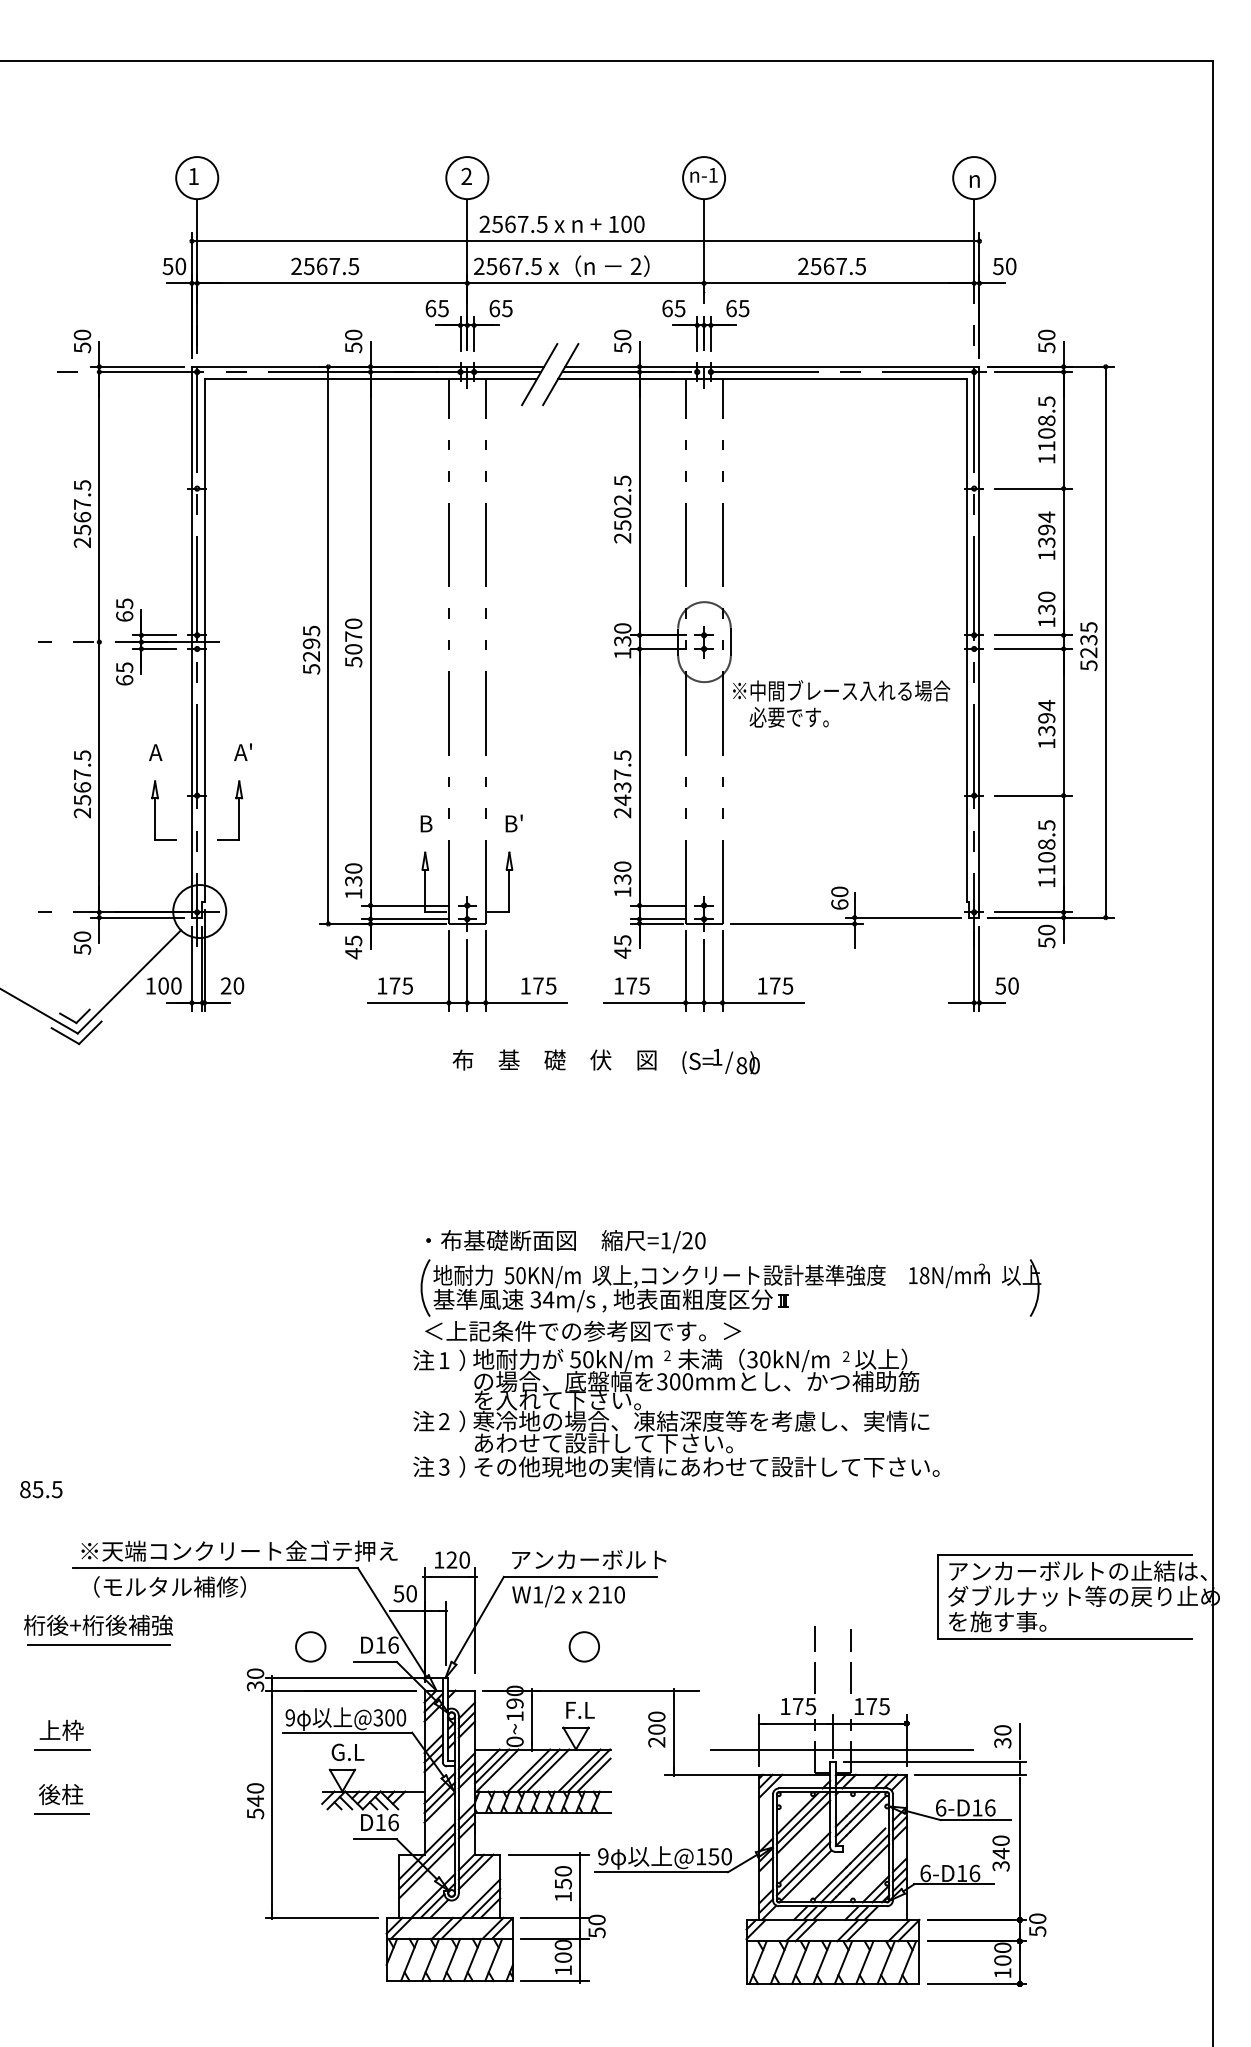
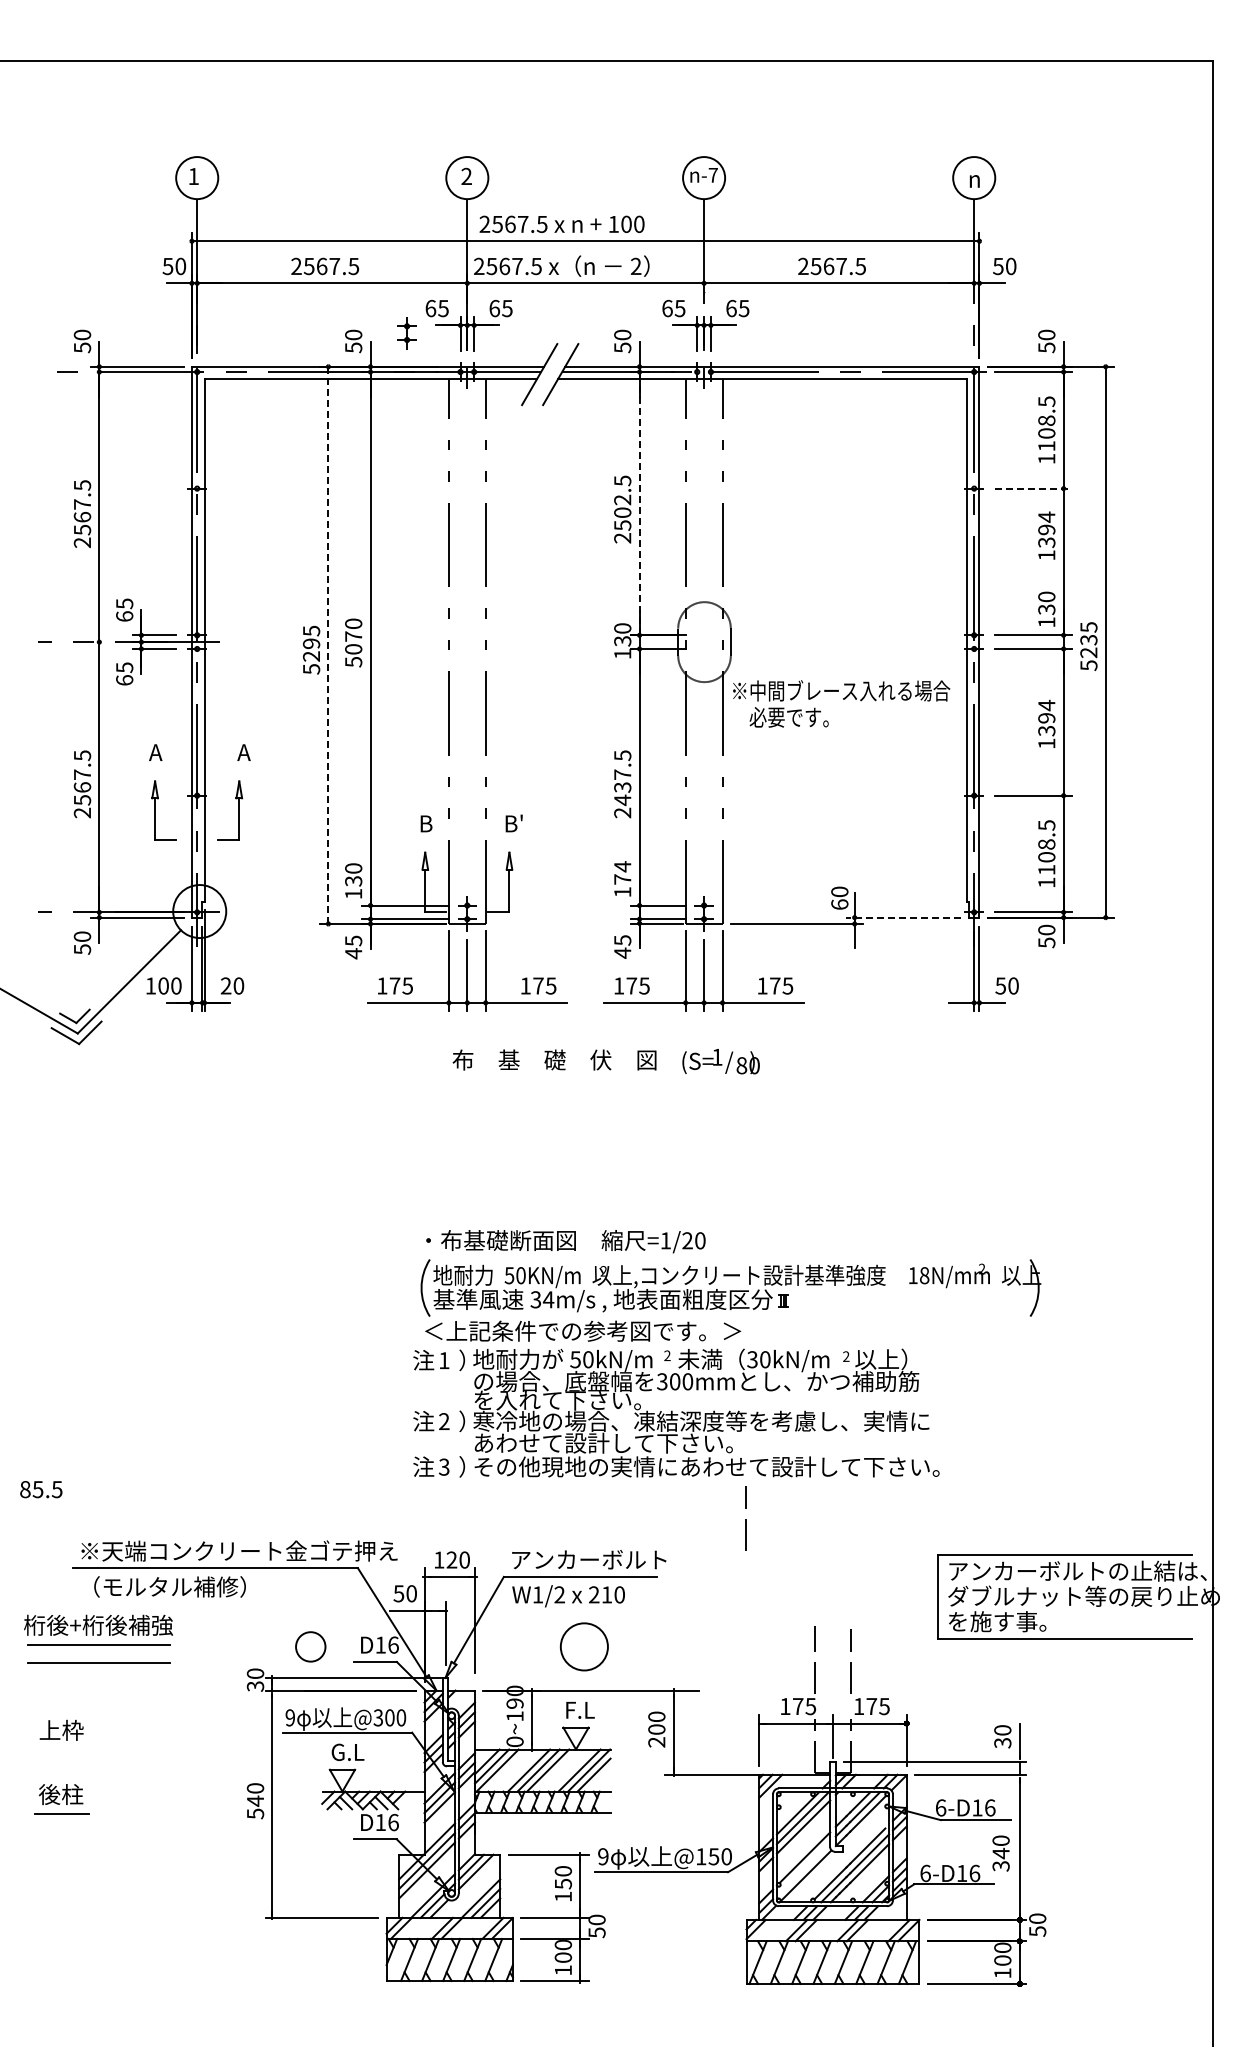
text: n-1 -> n-7 (712, 175)
line: solid -> dashed (1034, 488)
line: solid -> dashed (639, 503)
part position: (703, 642) -> (406, 333) (406, 333)
line: solid -> dashed (328, 645)
text: A' -> A (242, 751)
text: 130 -> 174 (622, 872)
line: solid -> dashed (902, 917)
line: none -> present (745, 1519)
circle diameter: 29 px -> 47 px (583, 1646)
line: none -> present (98, 1662)
line: present -> none (62, 1749)
line: present -> none (841, 1749)
line: present -> none (803, 1868)
